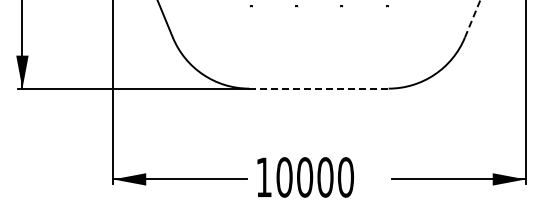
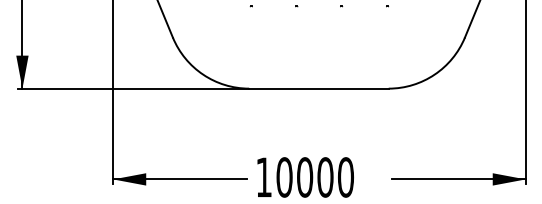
line: dashed -> solid (472, 19)
line: dashed -> solid (318, 88)
